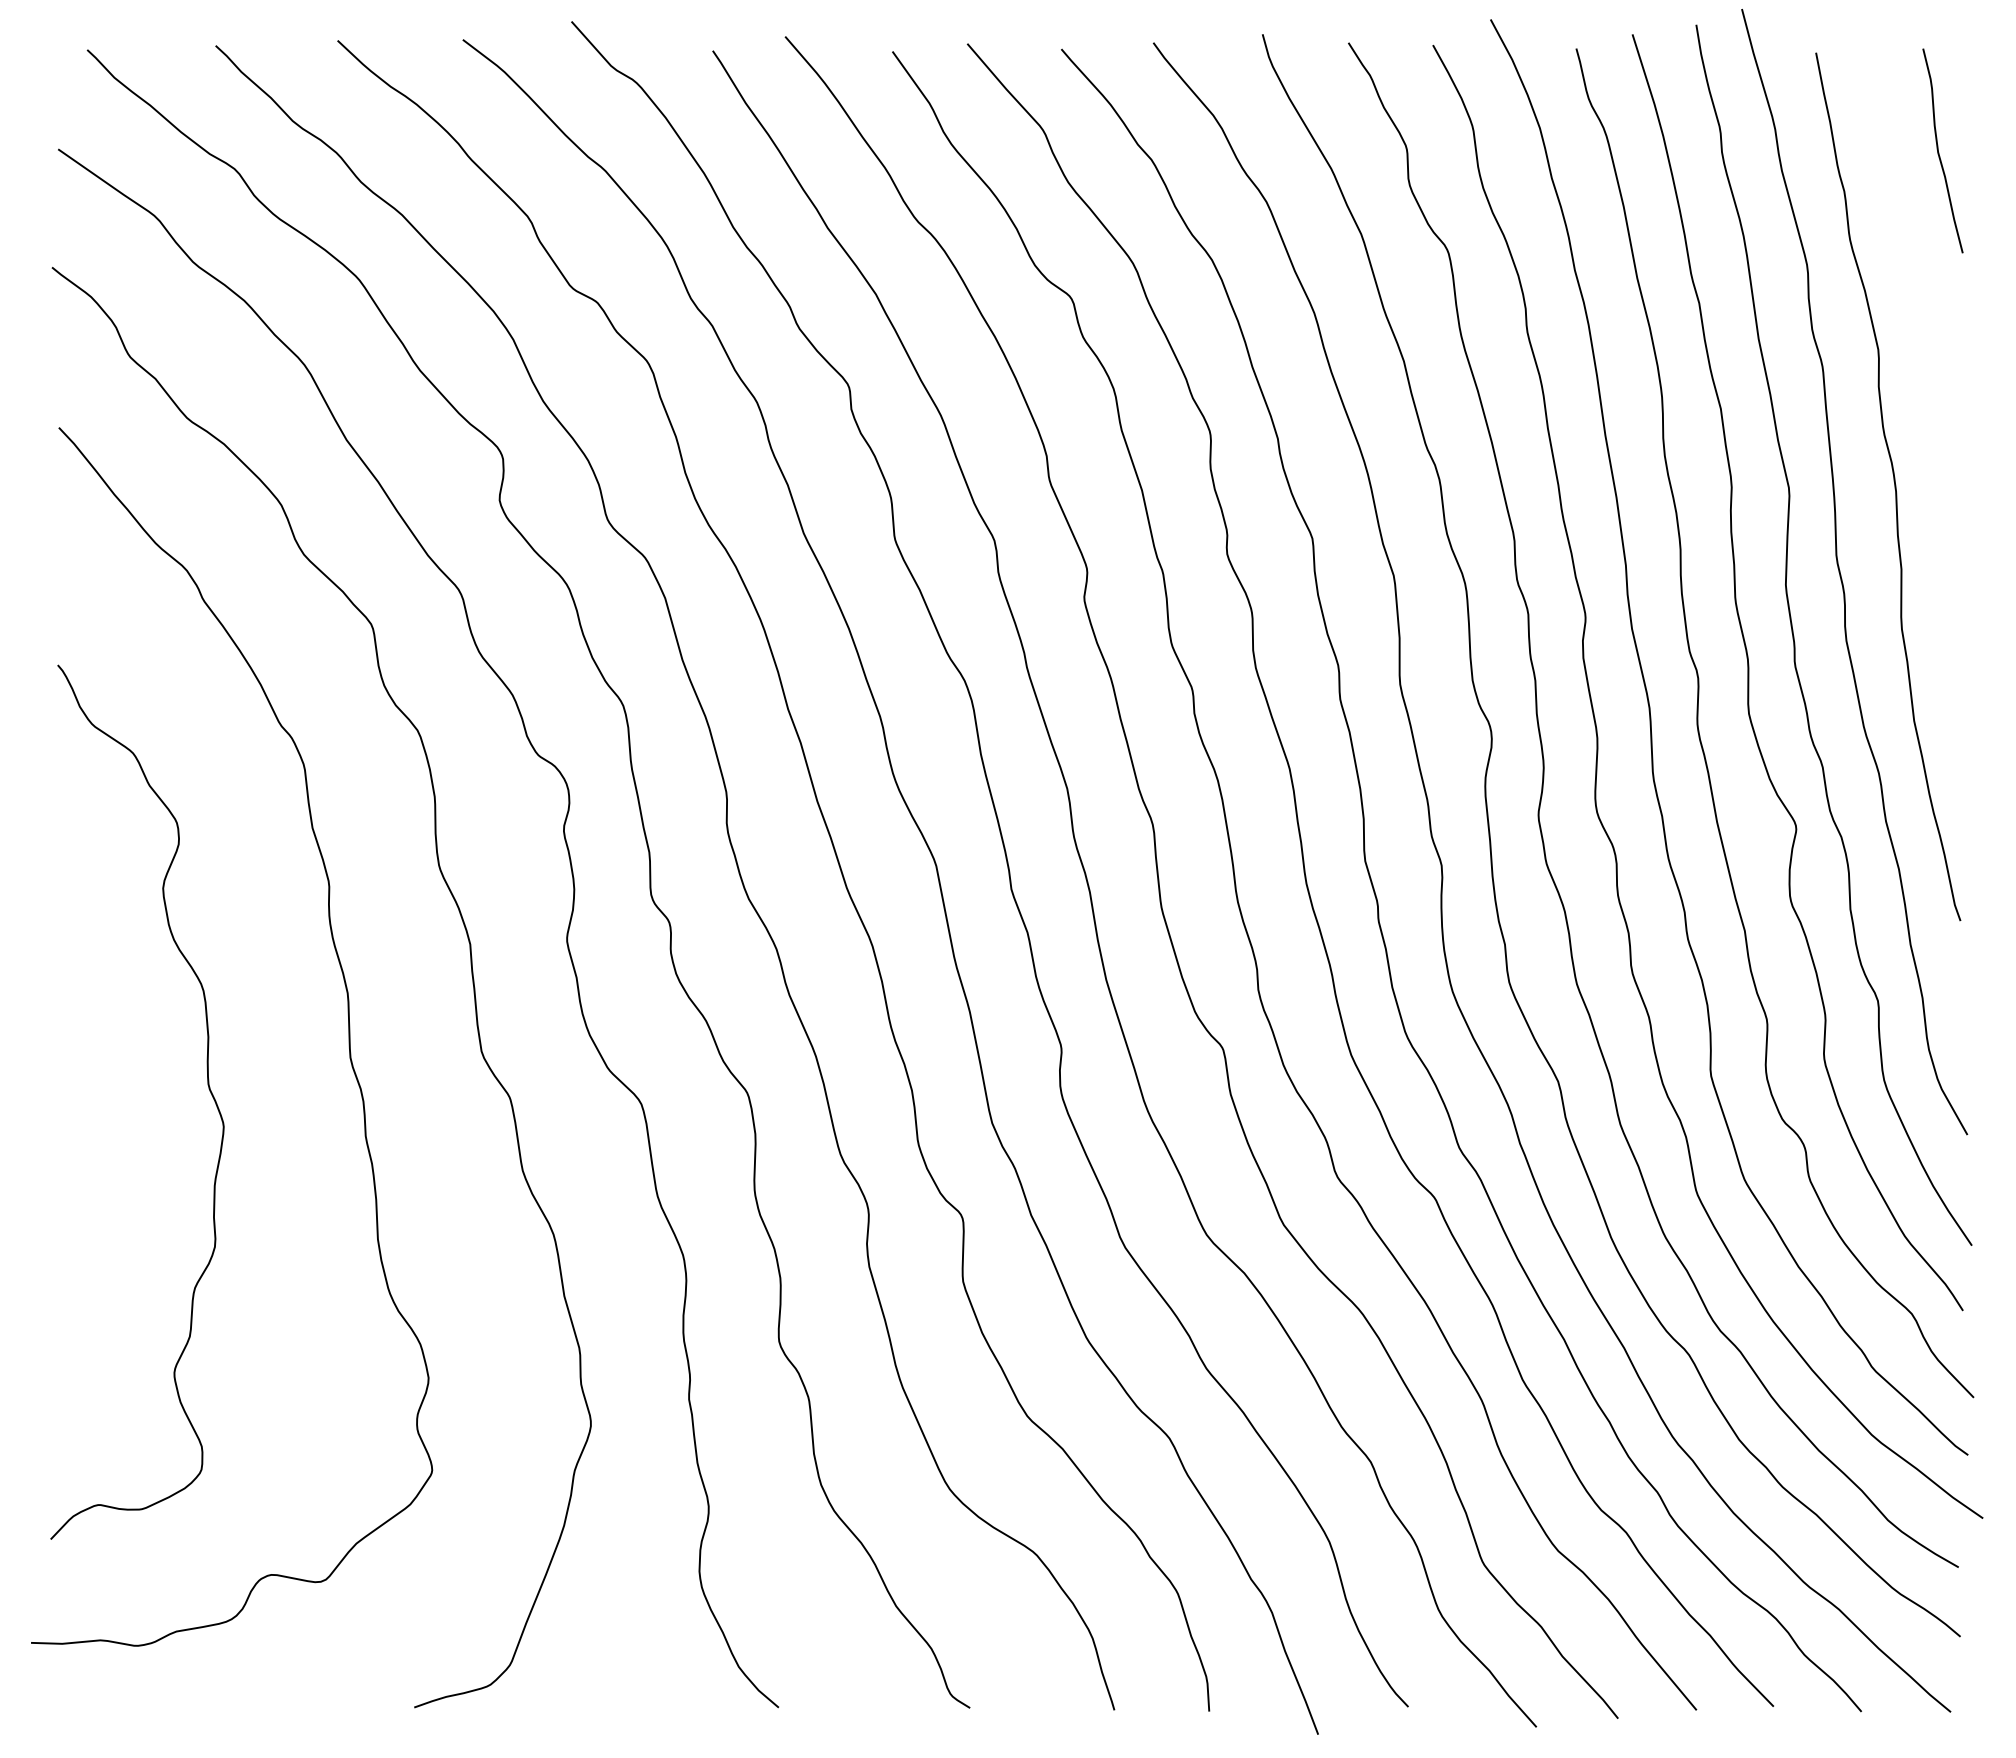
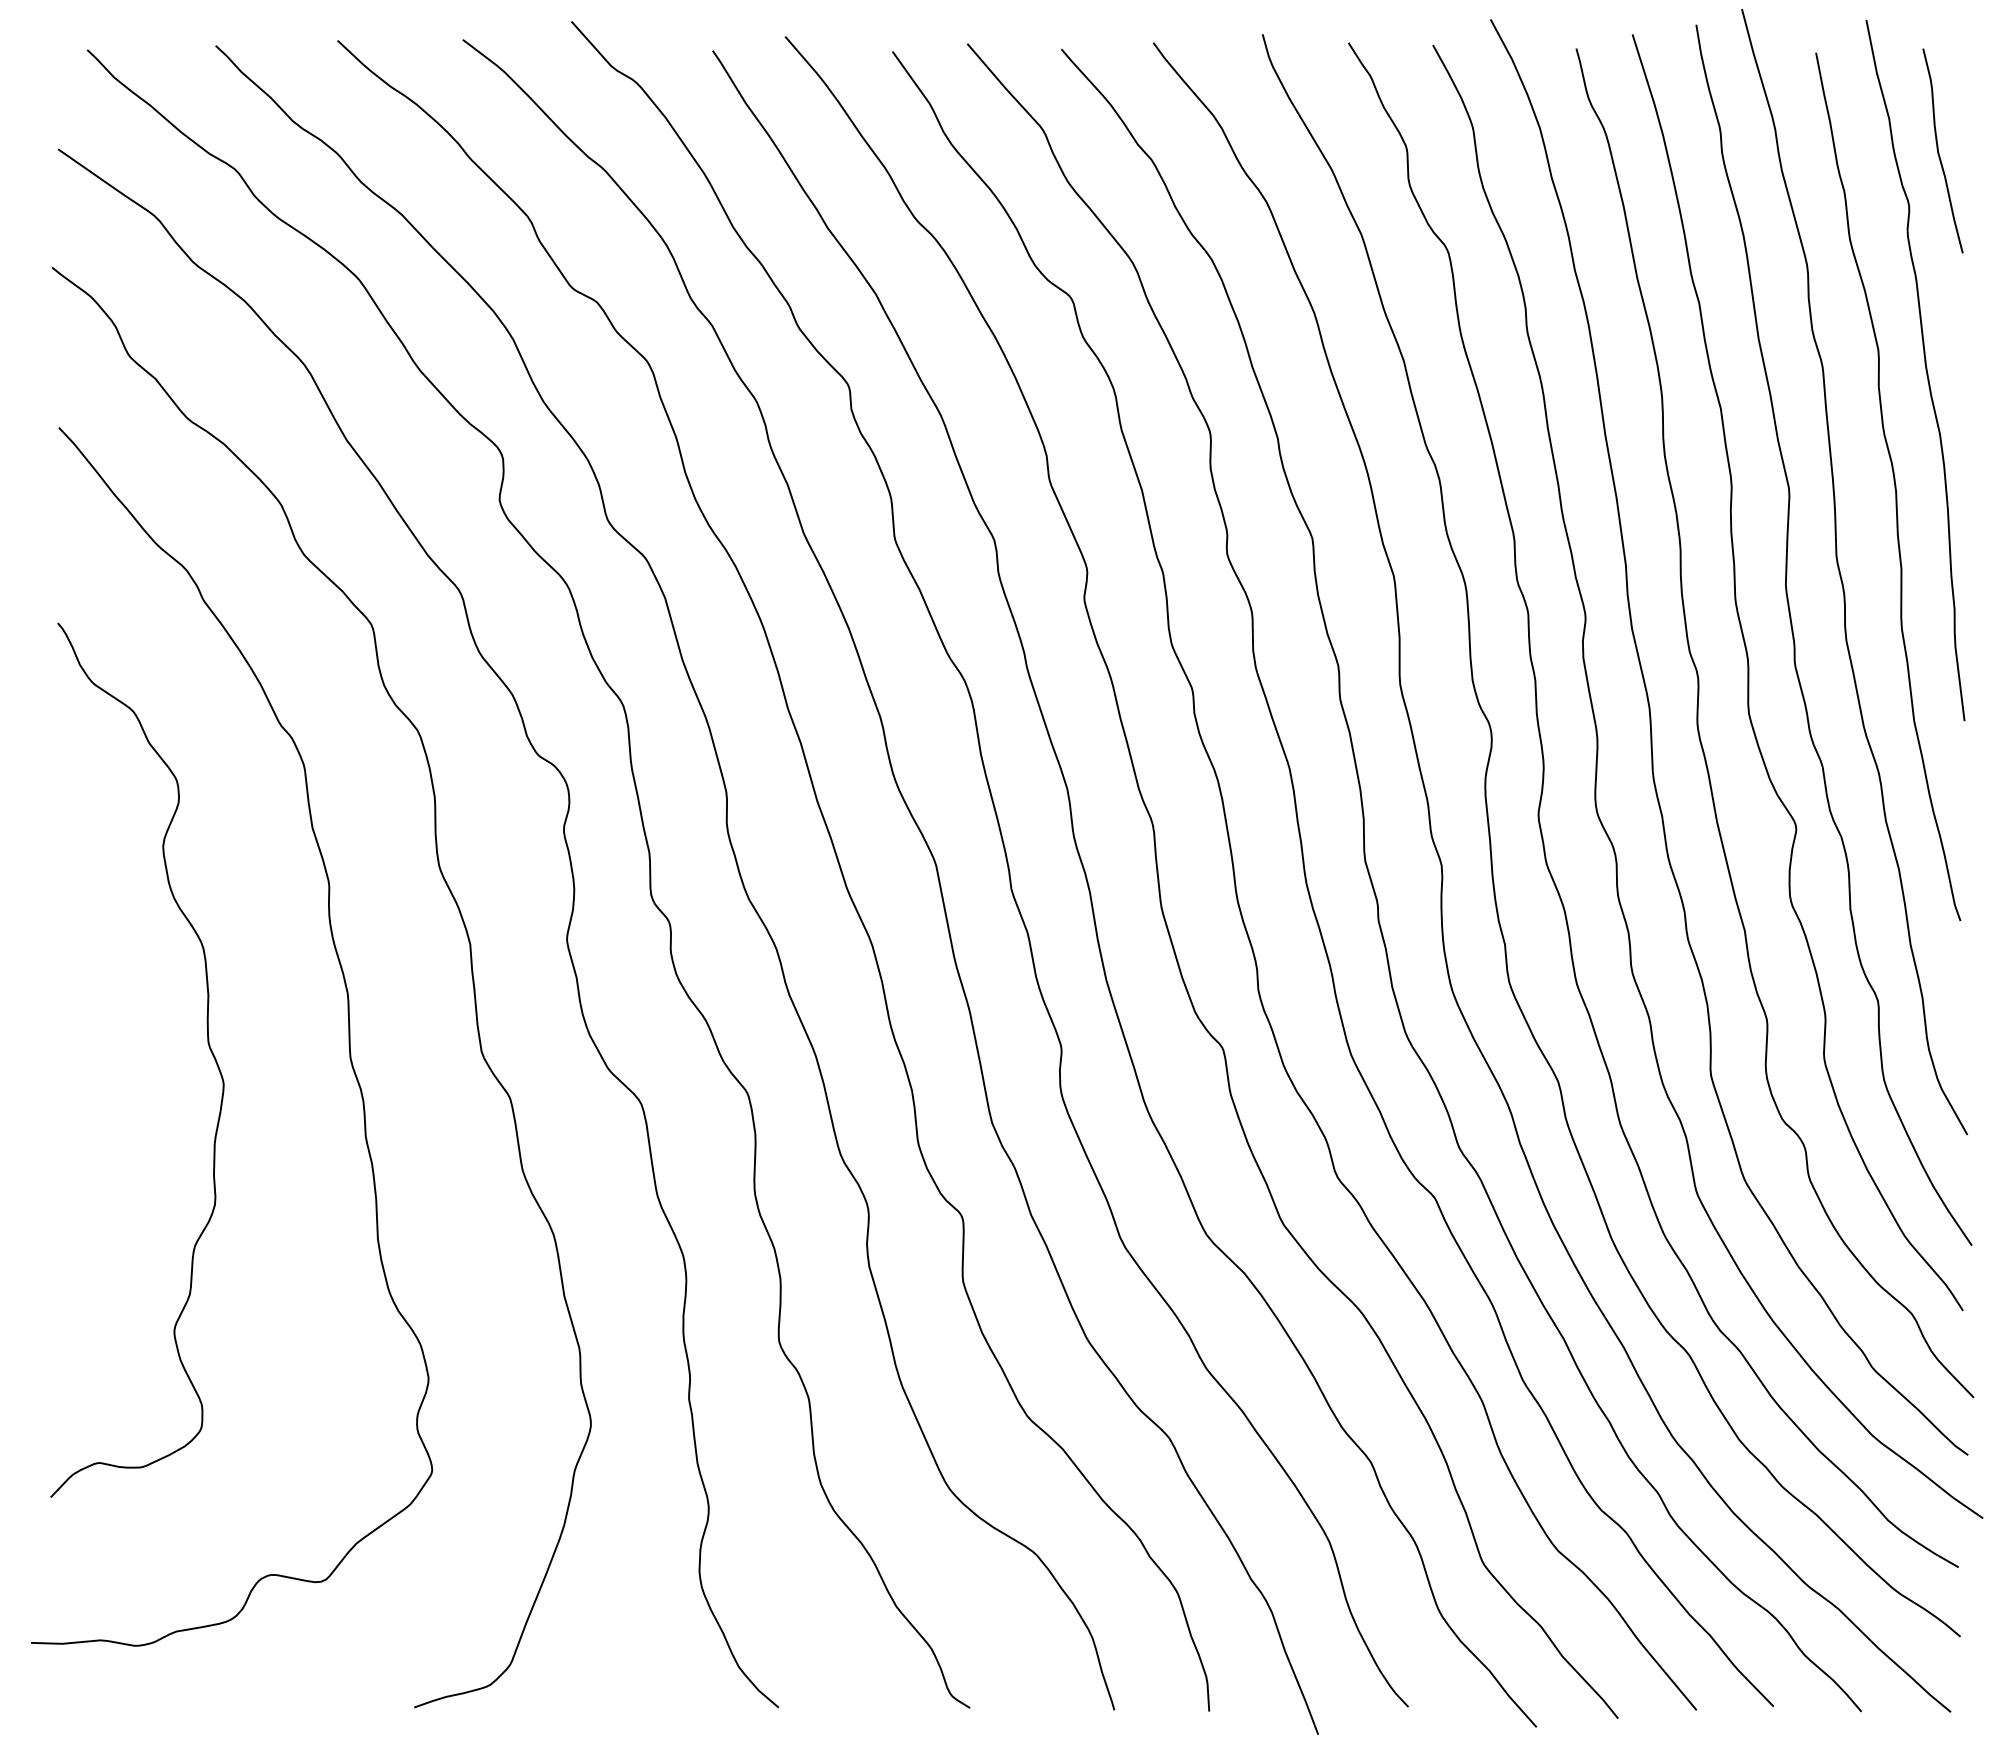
curve: none -> present (1925, 370)
curve position: (207, 1085) -> (207, 1043) (207, 1043)
